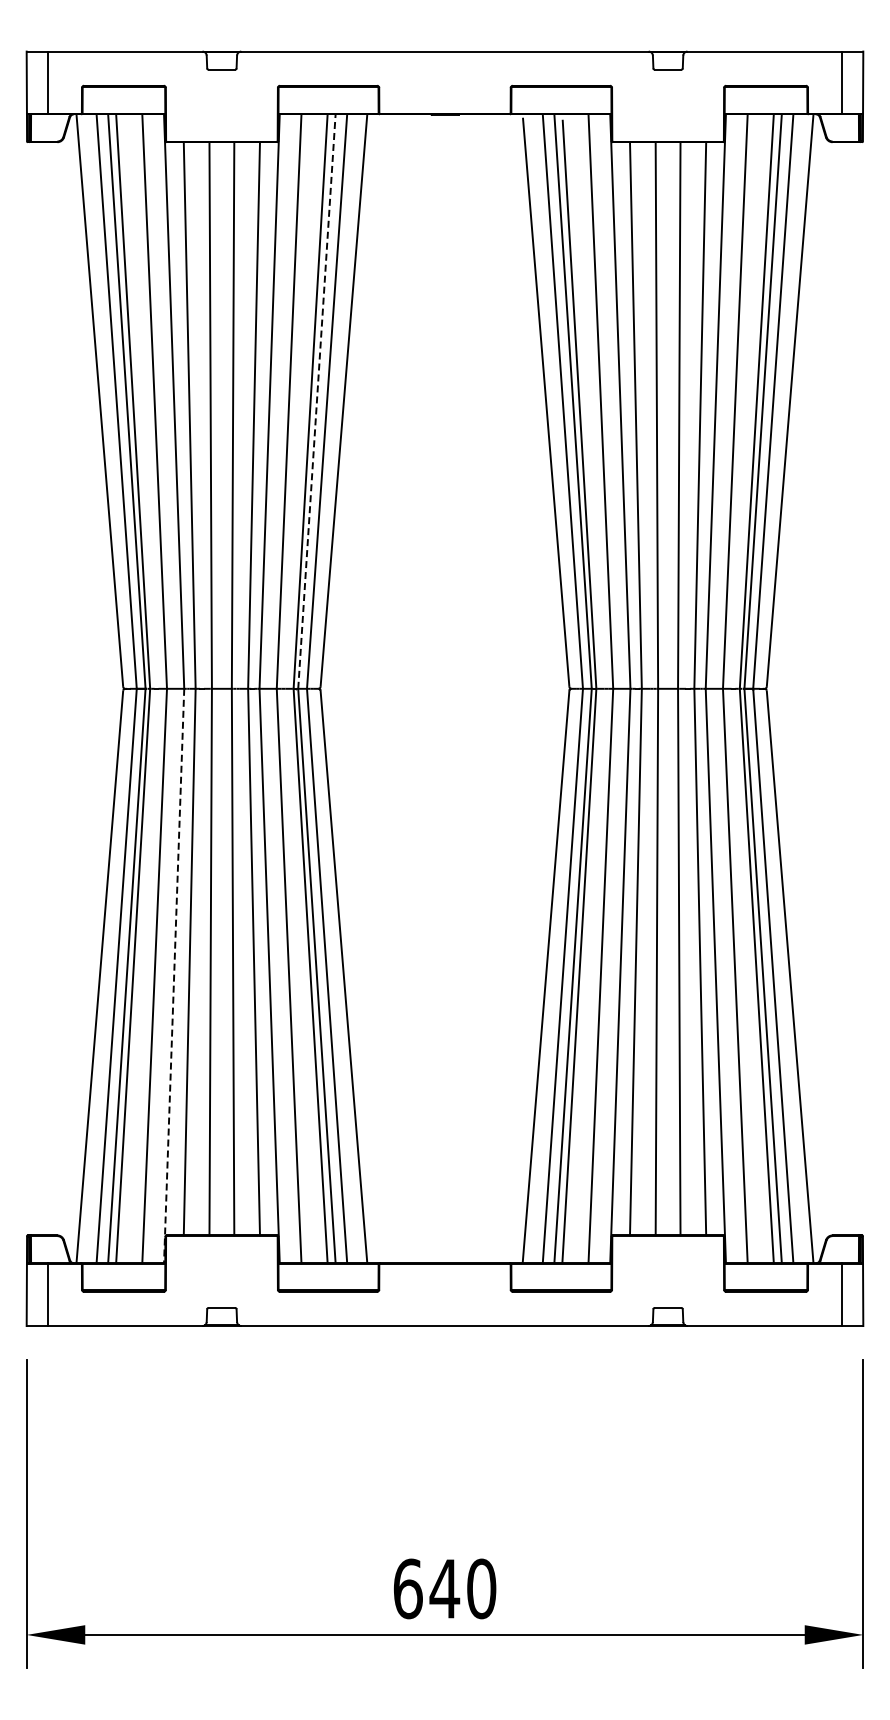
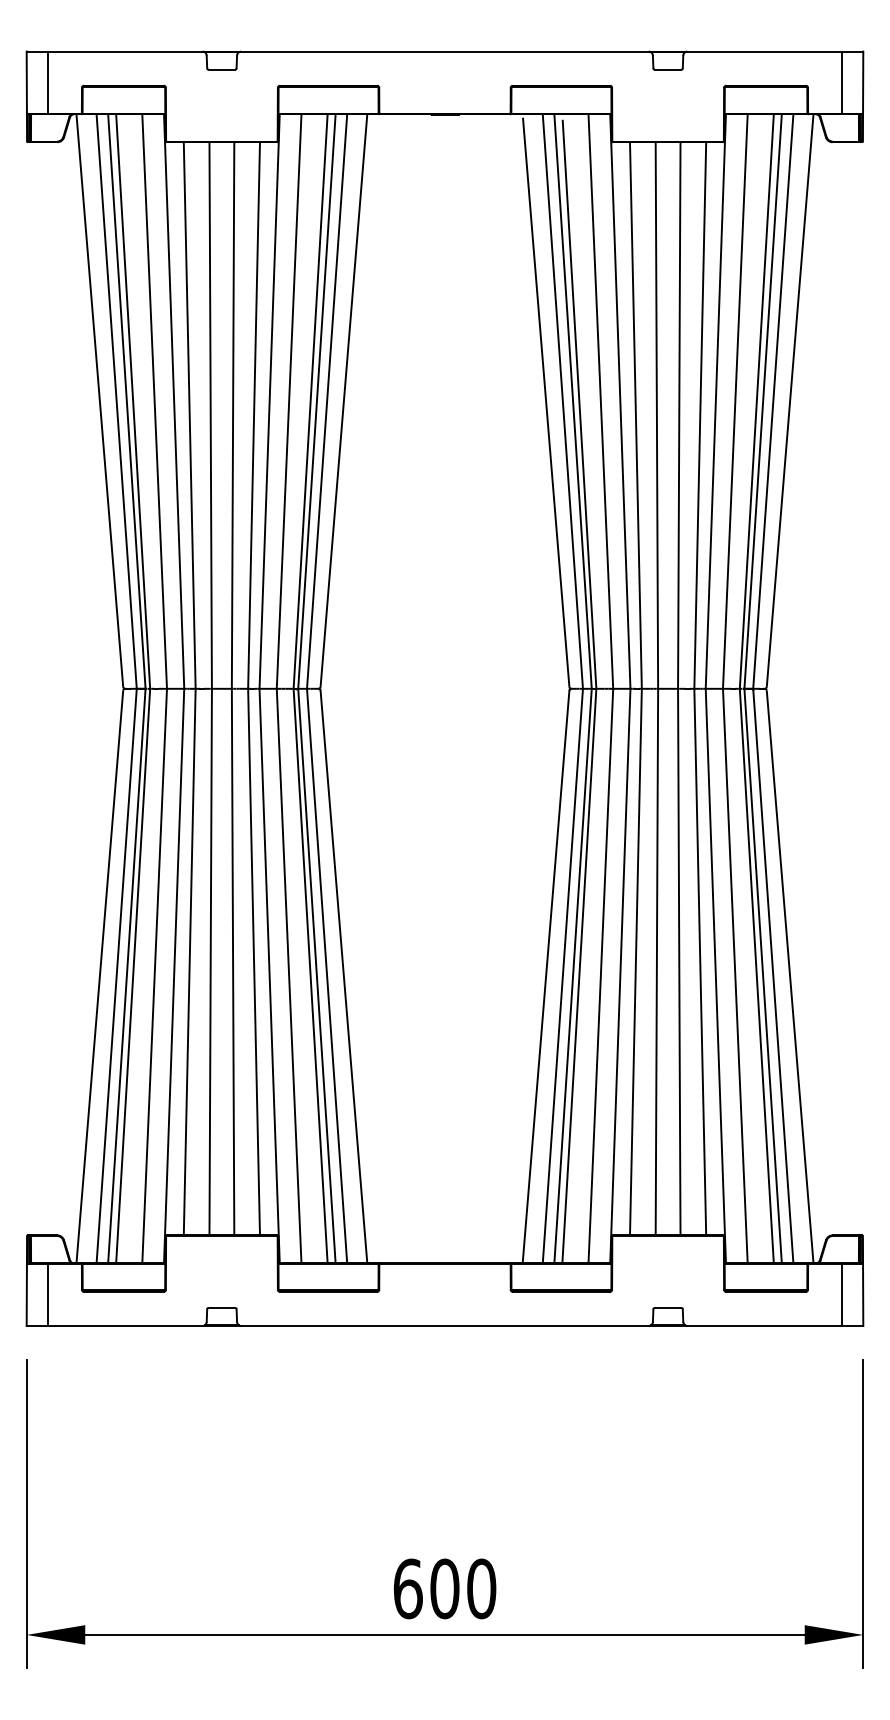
line: dashed -> solid (316, 401)
line: dashed -> solid (174, 976)
text: 640 -> 600 (444, 1588)
